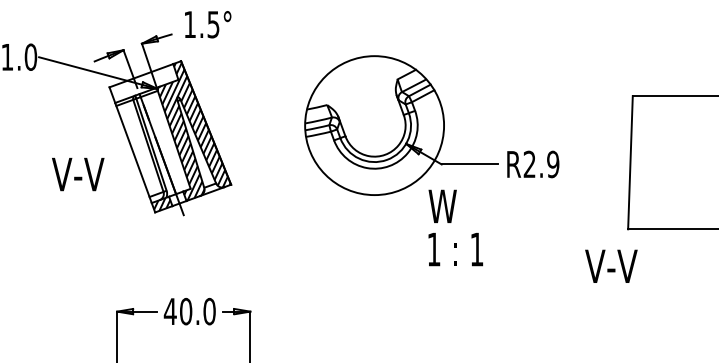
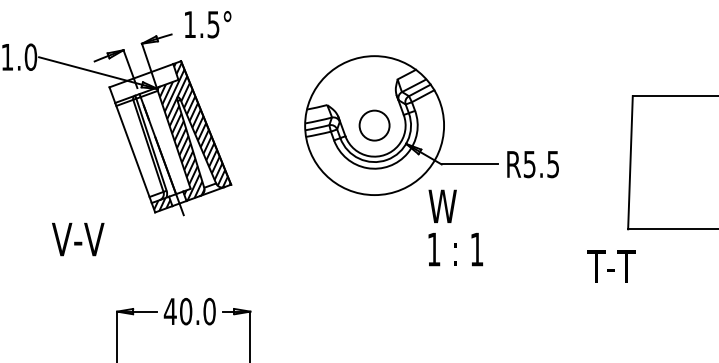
circle: none -> present (374, 125)
text: R2.9 -> R5.5 (541, 164)
text position: (78, 174) -> (78, 239) (78, 239)
text: V-V -> T-T (611, 265)
